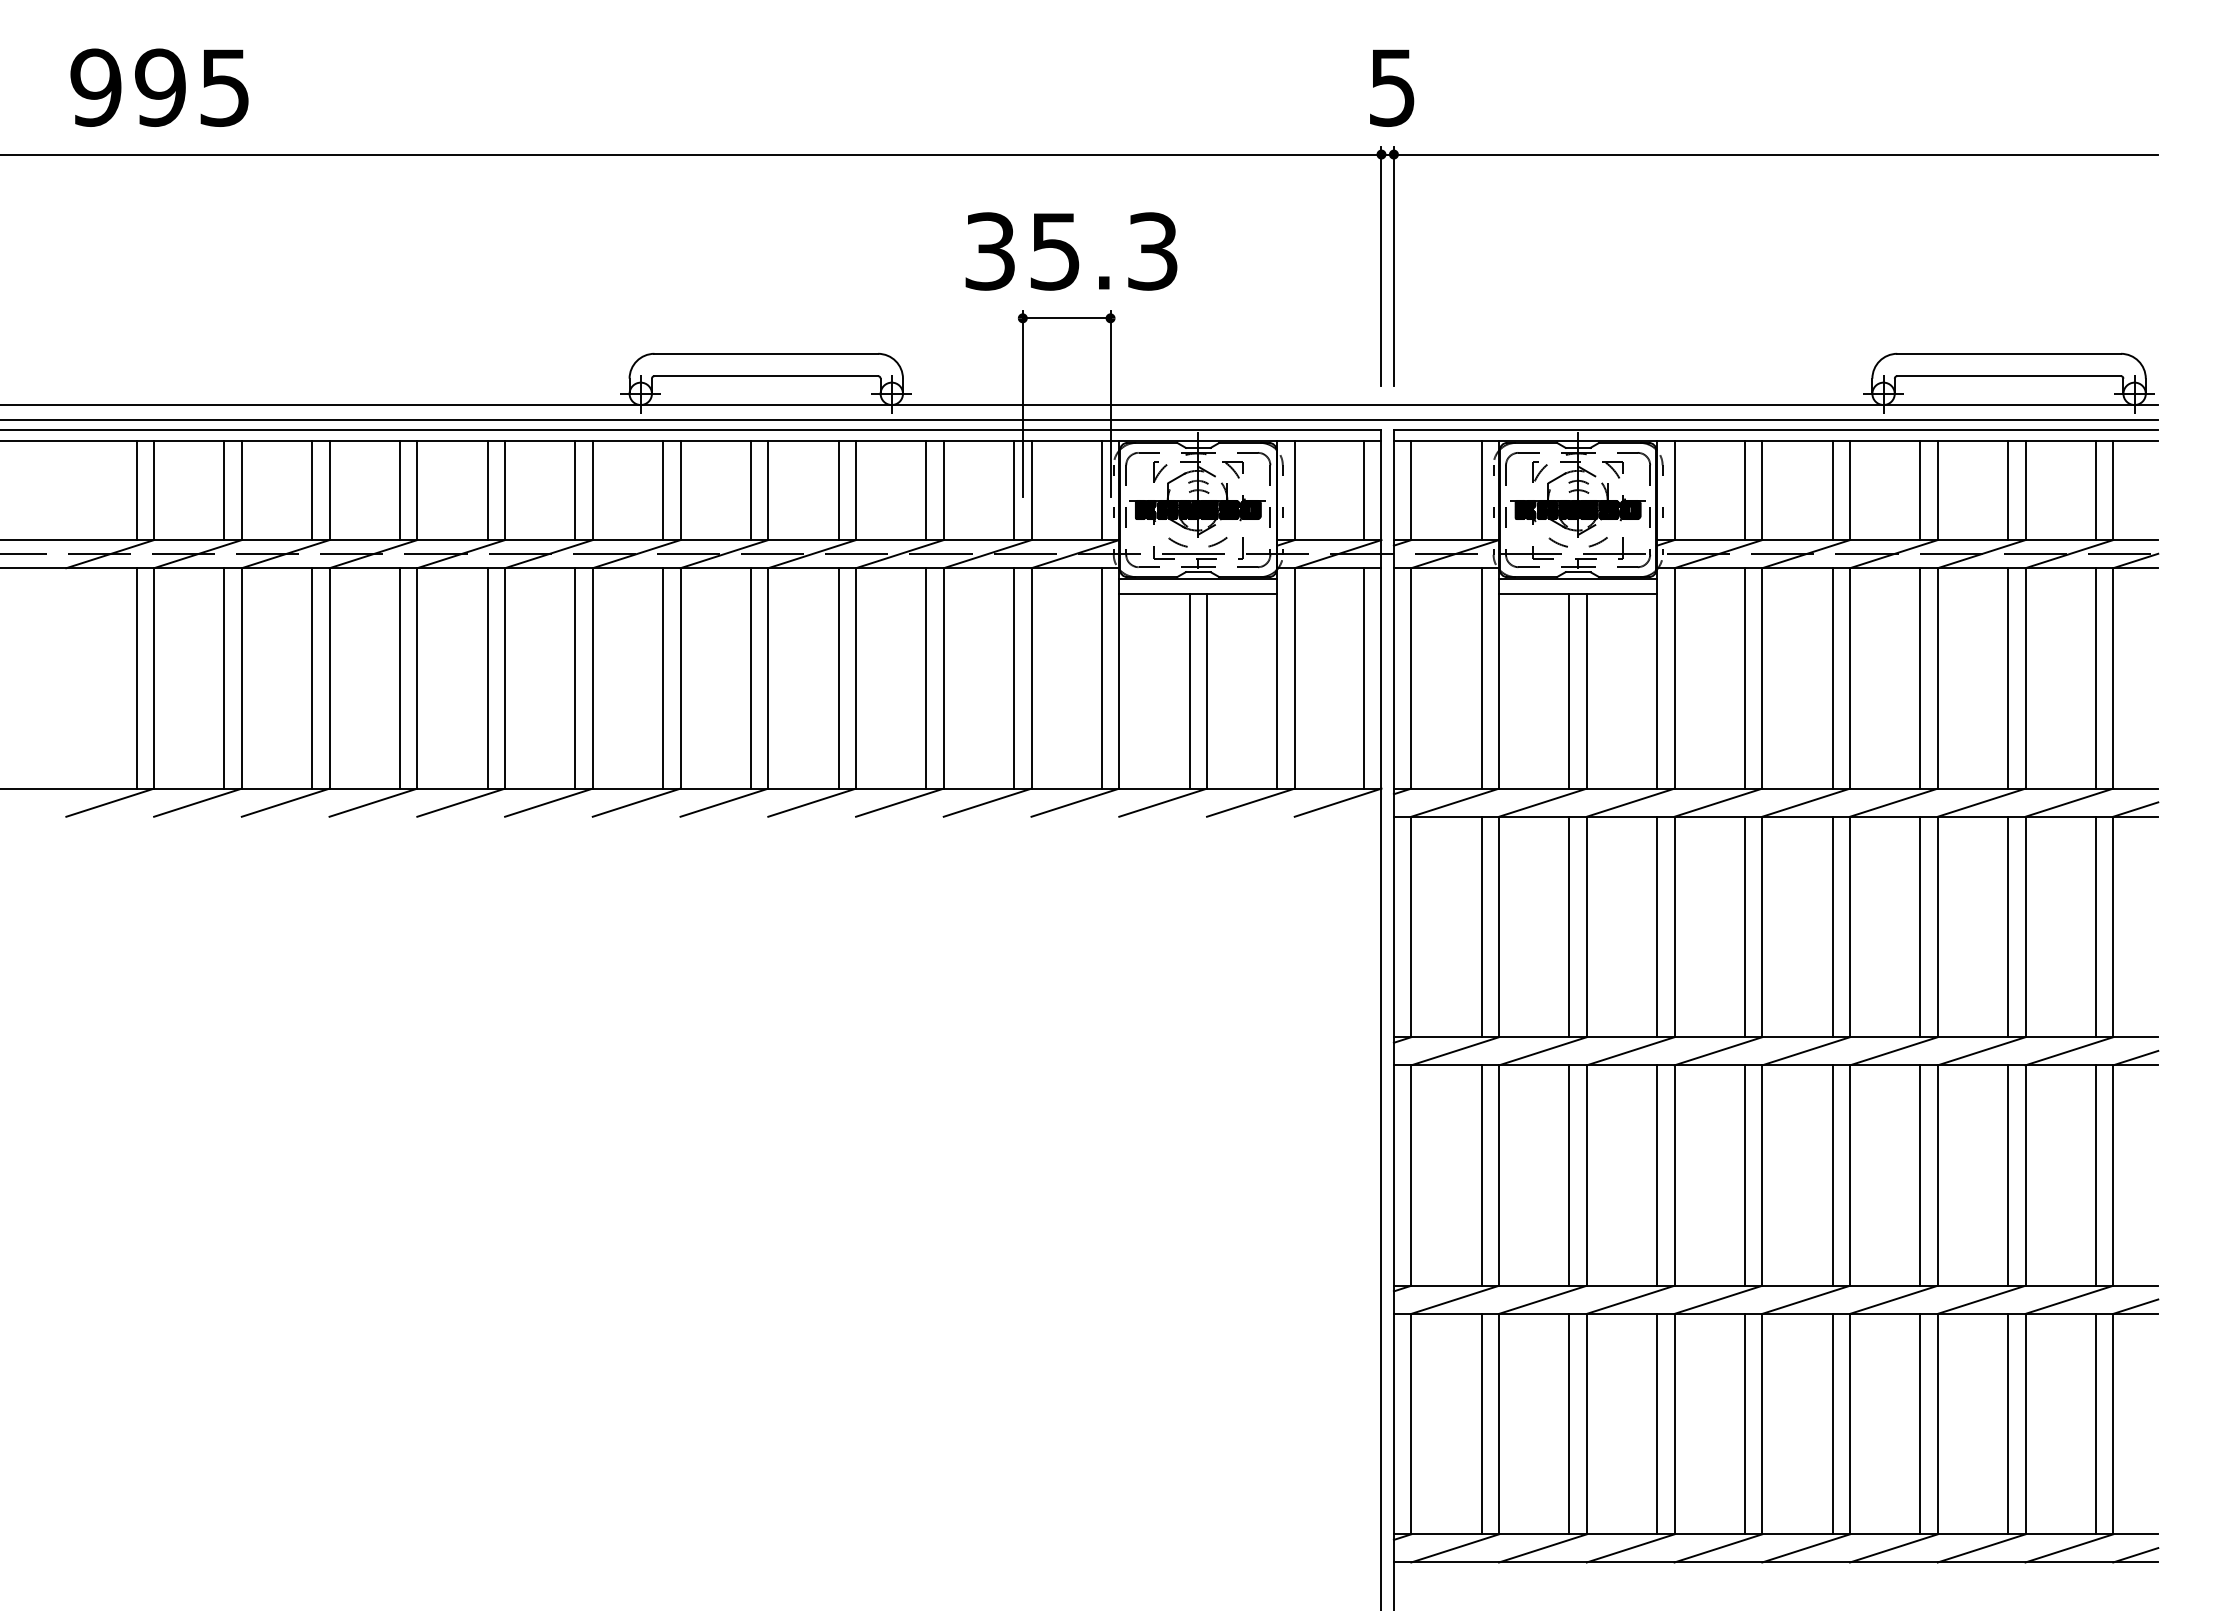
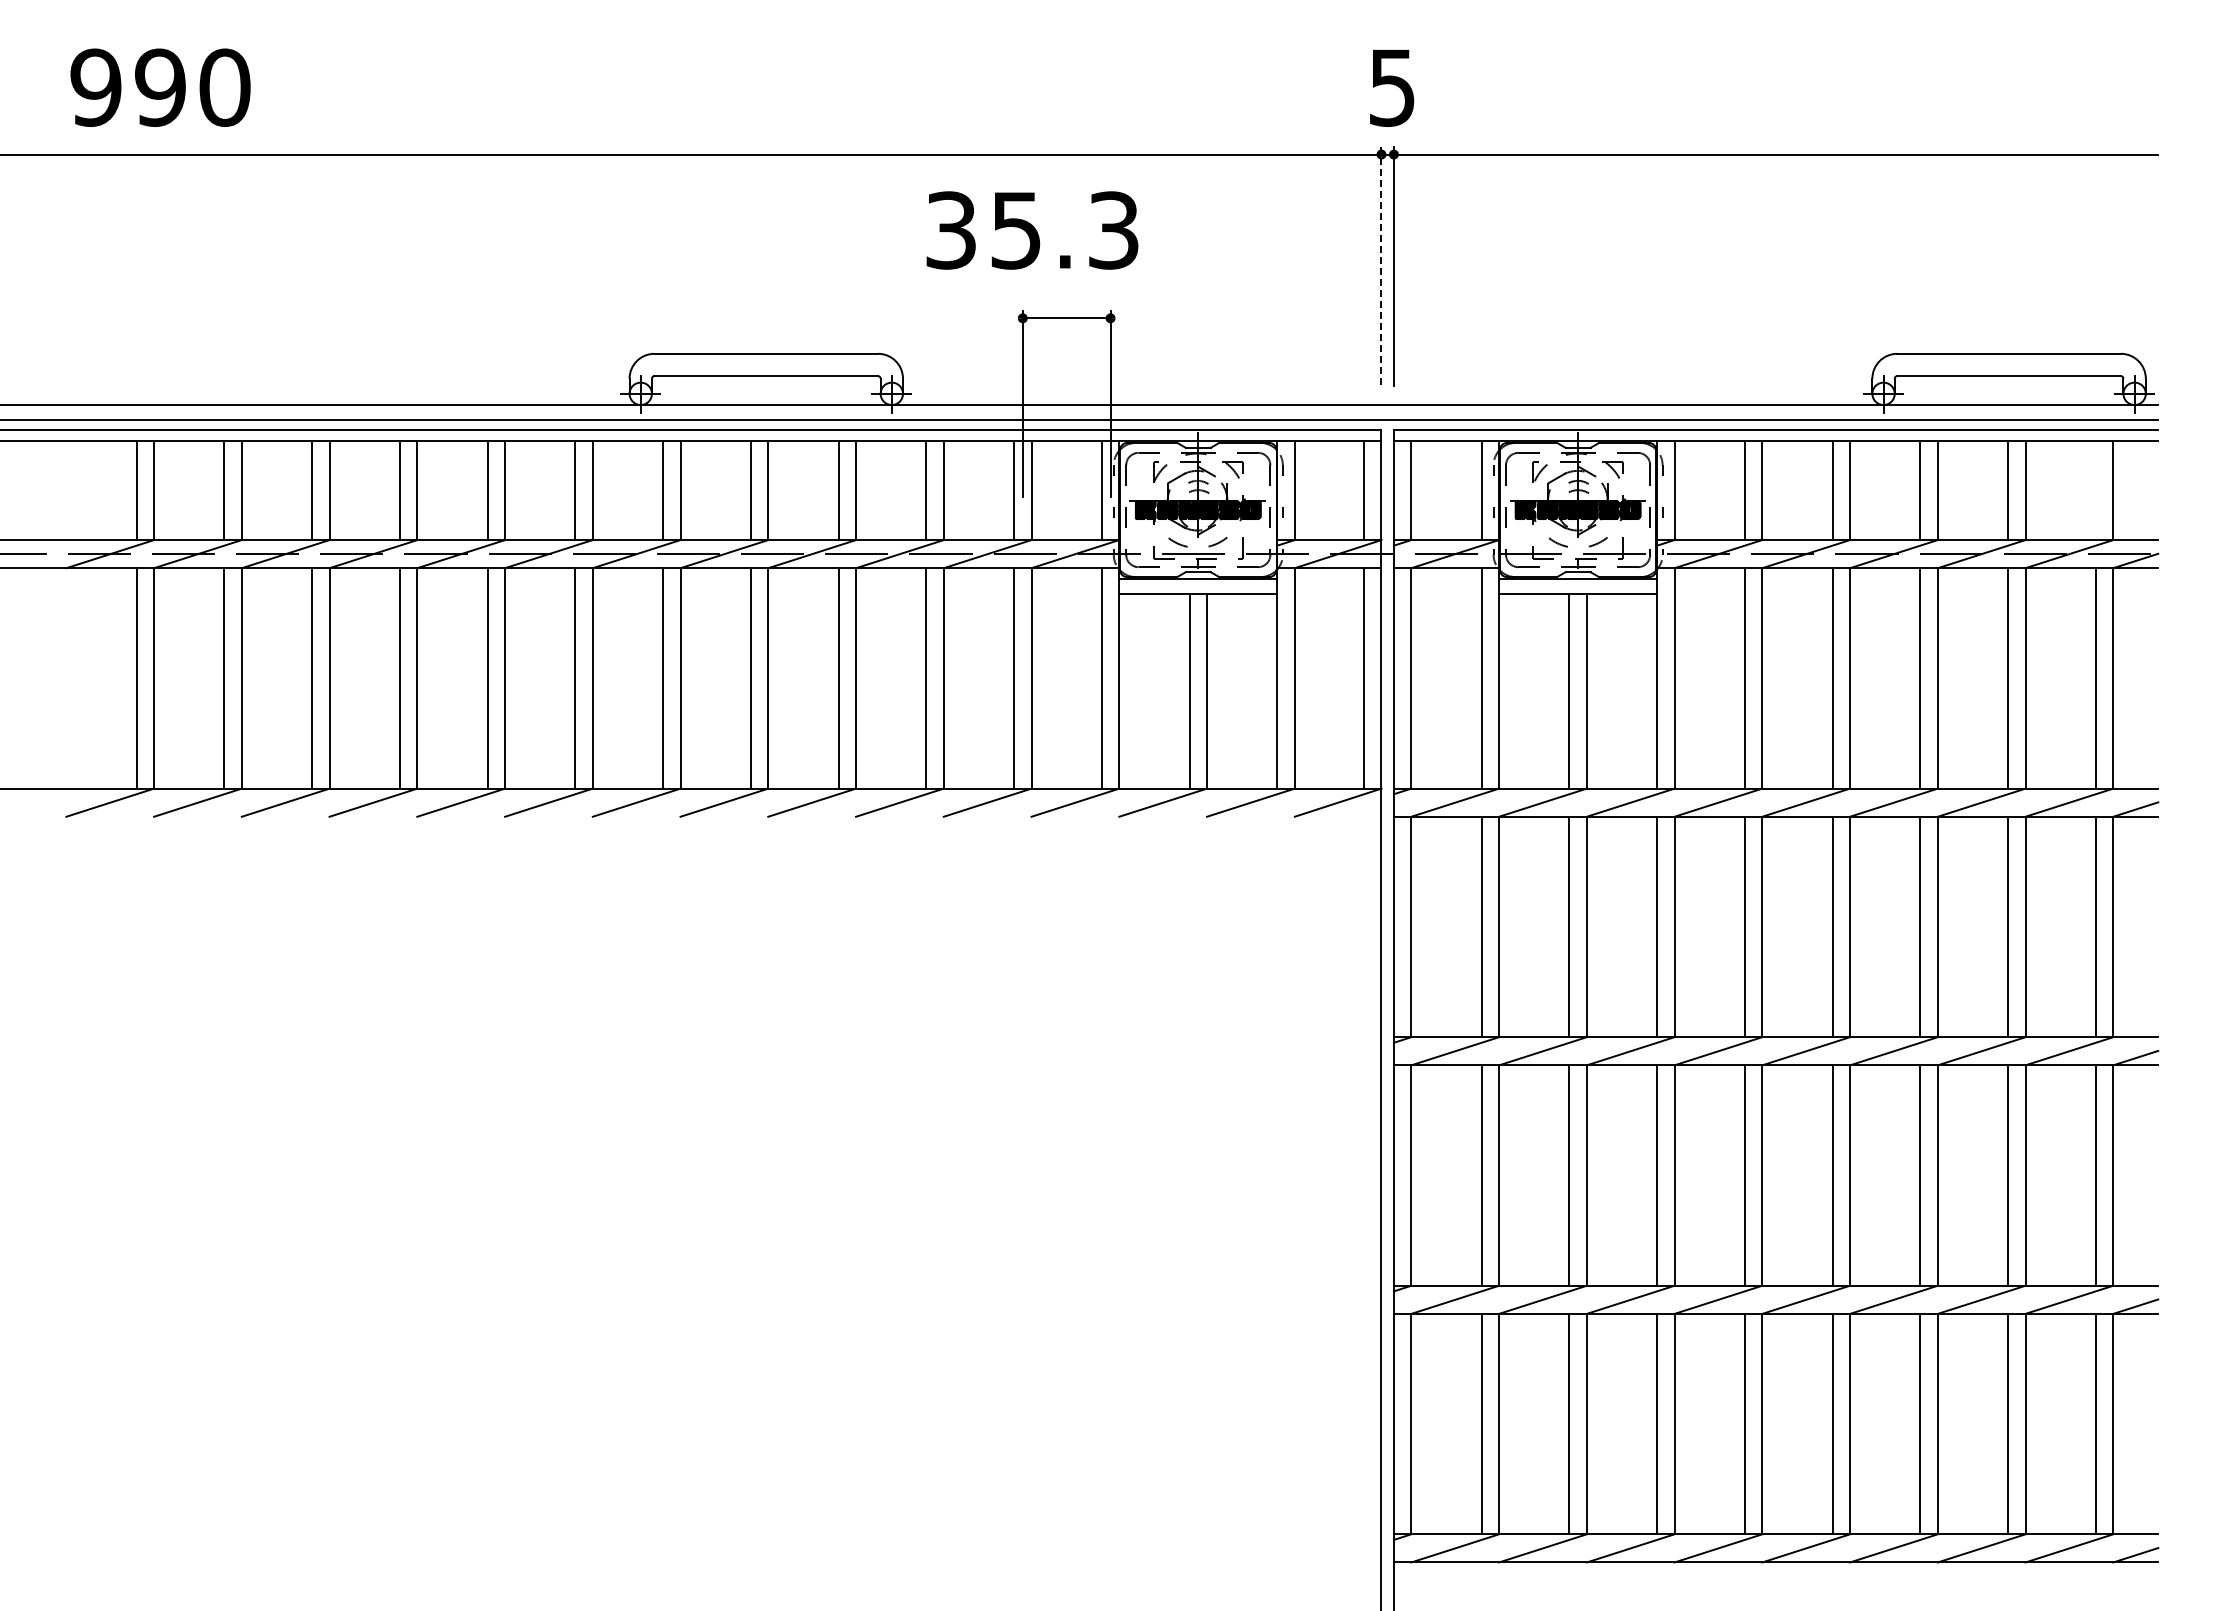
text: 995 -> 990 (224, 87)
text position: (1071, 251) -> (1032, 230) (1032, 230)
line: solid -> dashed (1381, 267)
line: present -> none (2095, 490)
